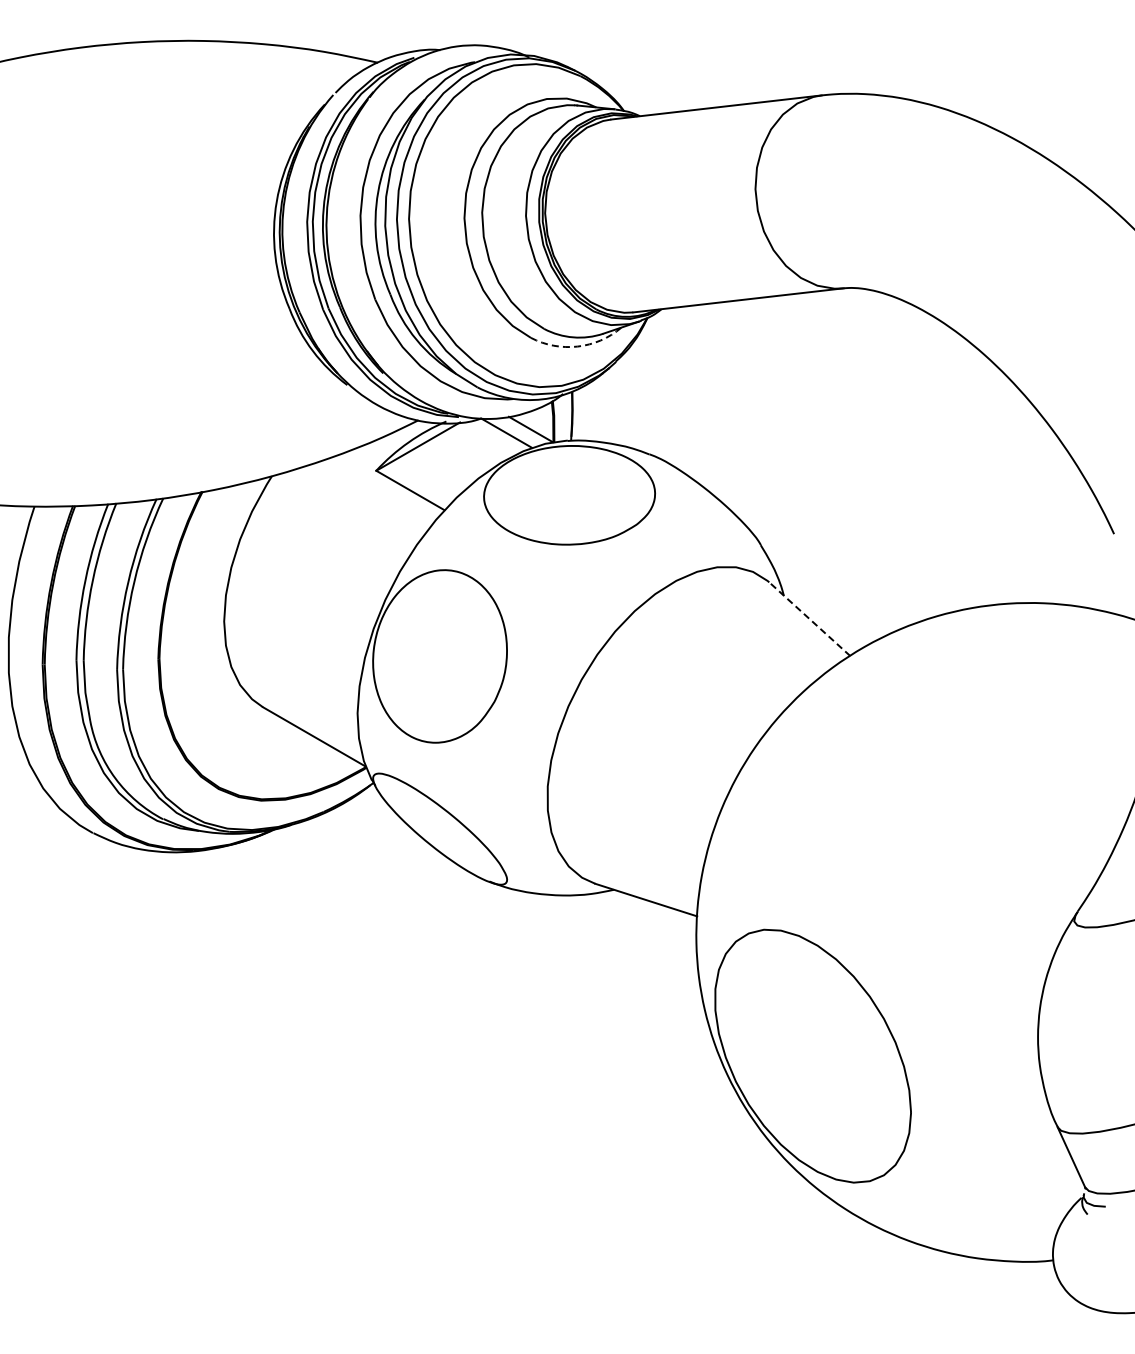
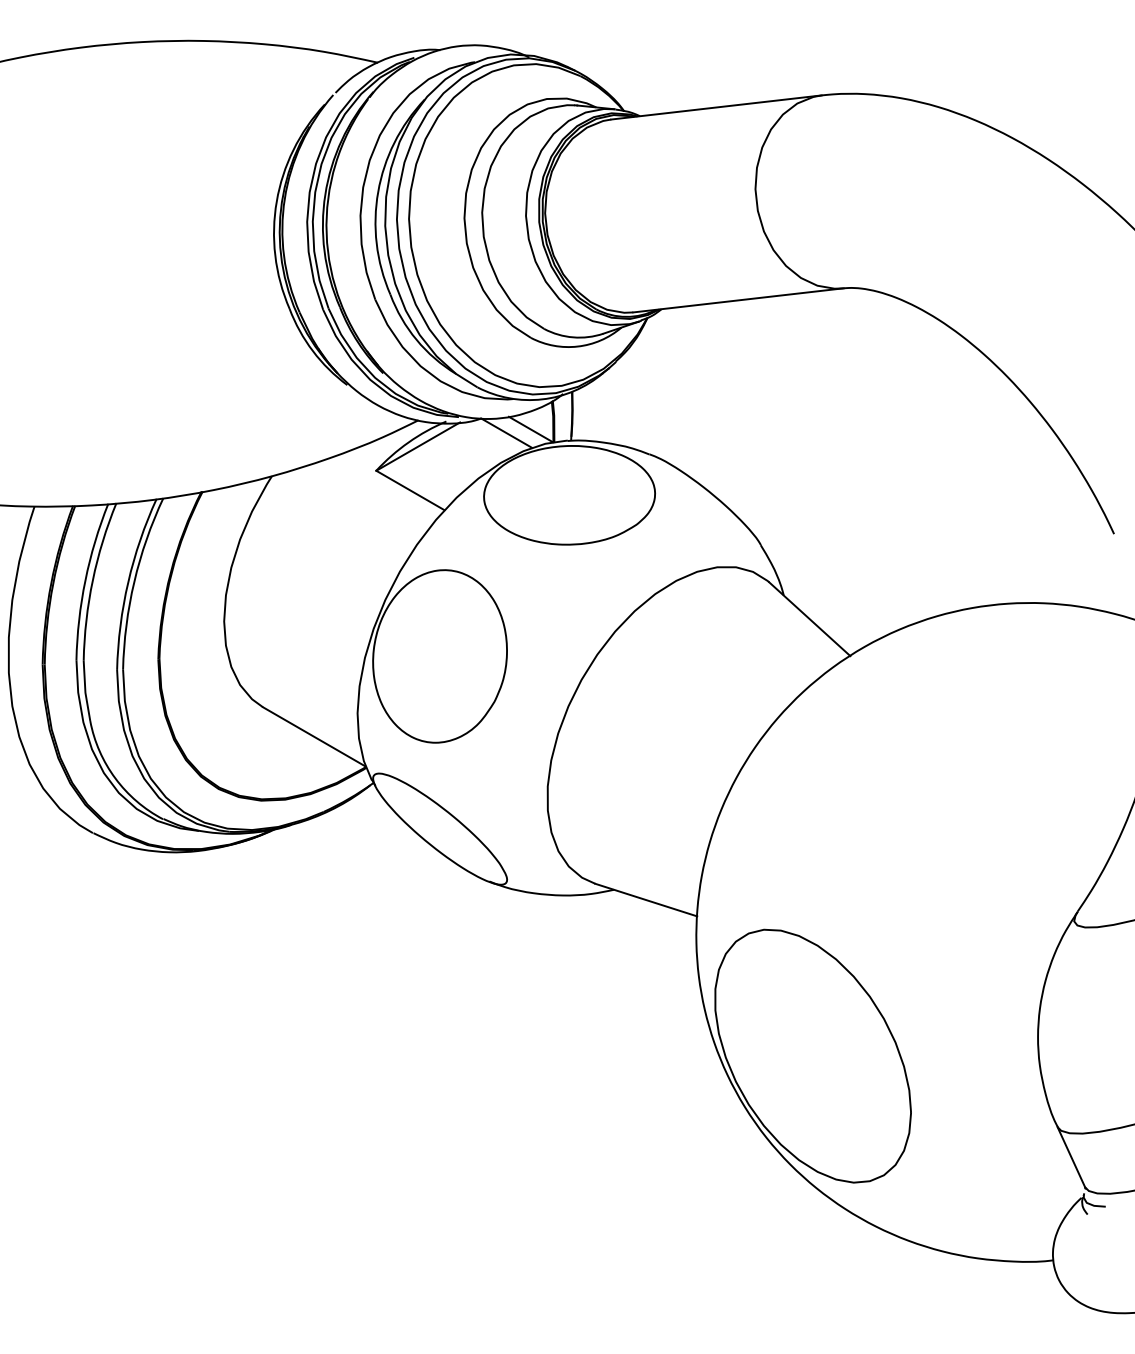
arc: dashed -> solid (577, 346)
line: dashed -> solid (809, 619)
